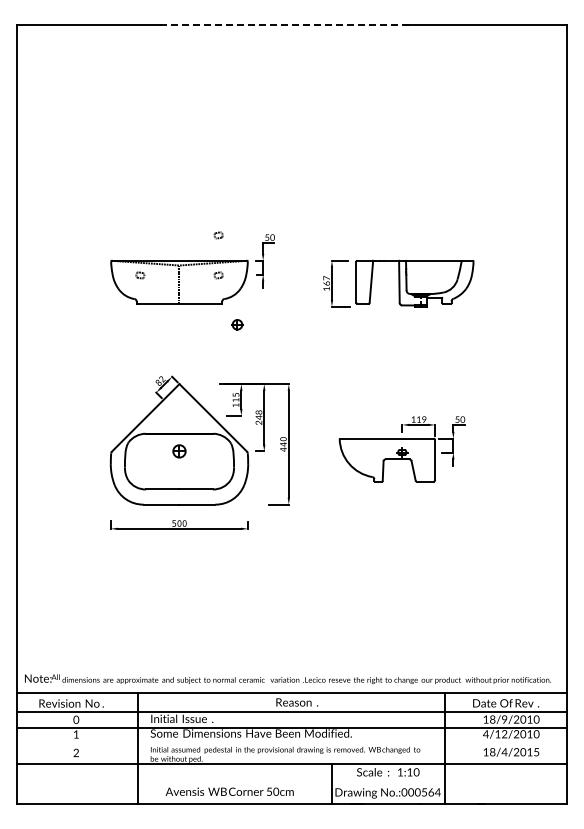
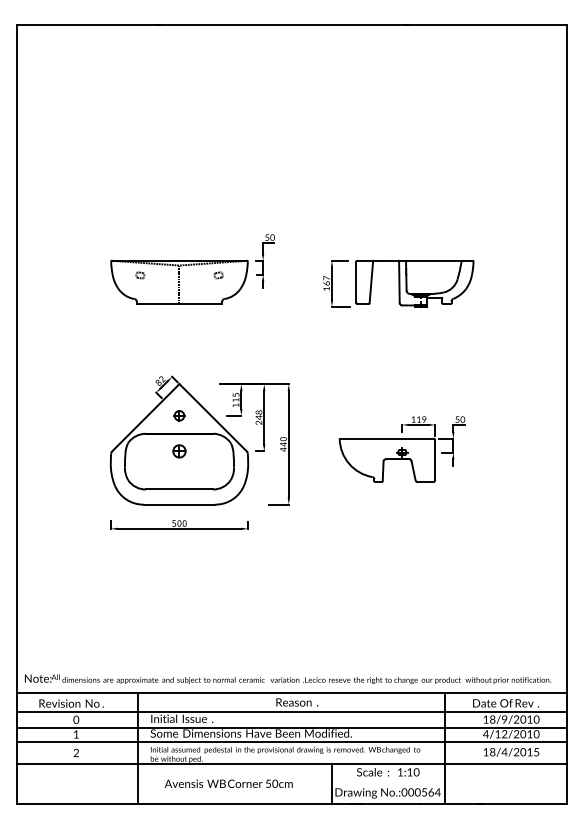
line: dashed -> solid (282, 24)
part: present -> none (218, 235)
part position: (237, 324) -> (179, 415) (179, 415)
line: none -> present (291, 742)
text position: (229, 791) -> (228, 783) (228, 783)
